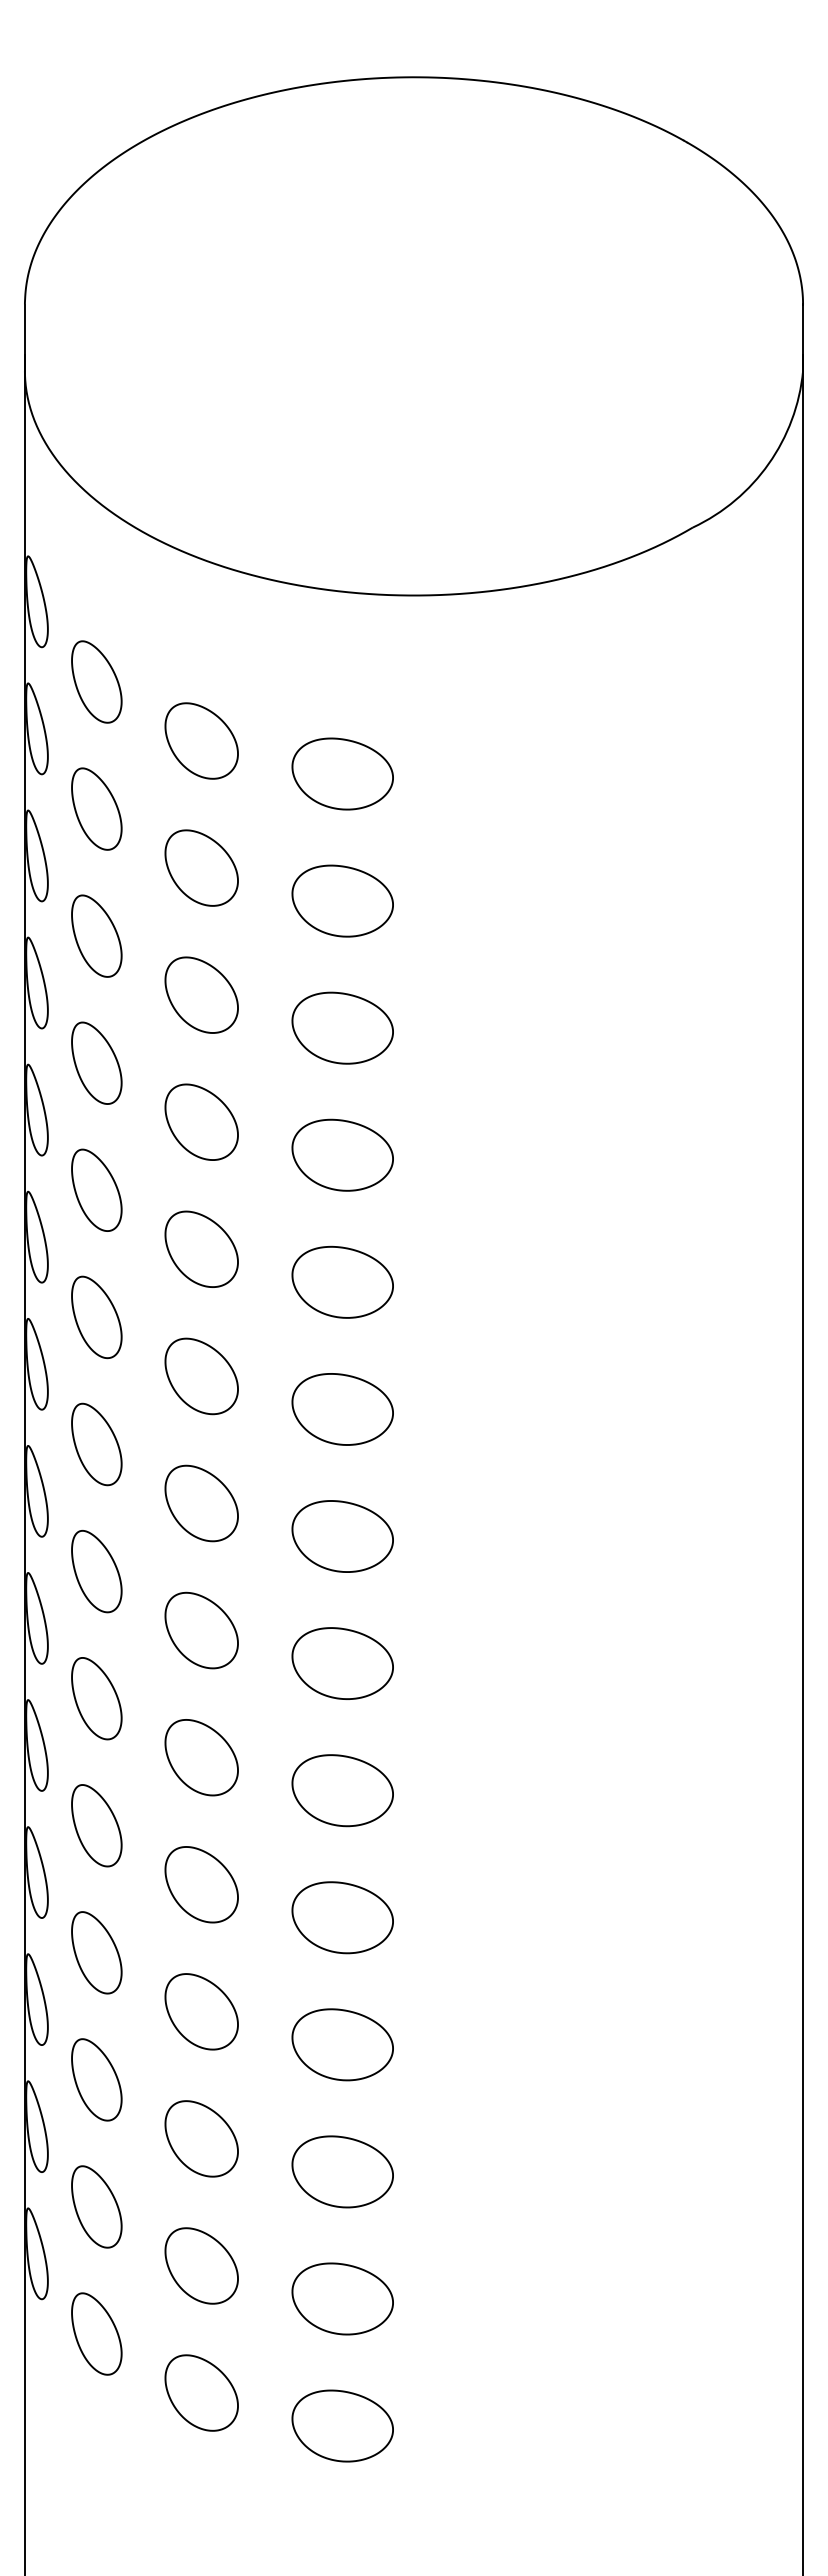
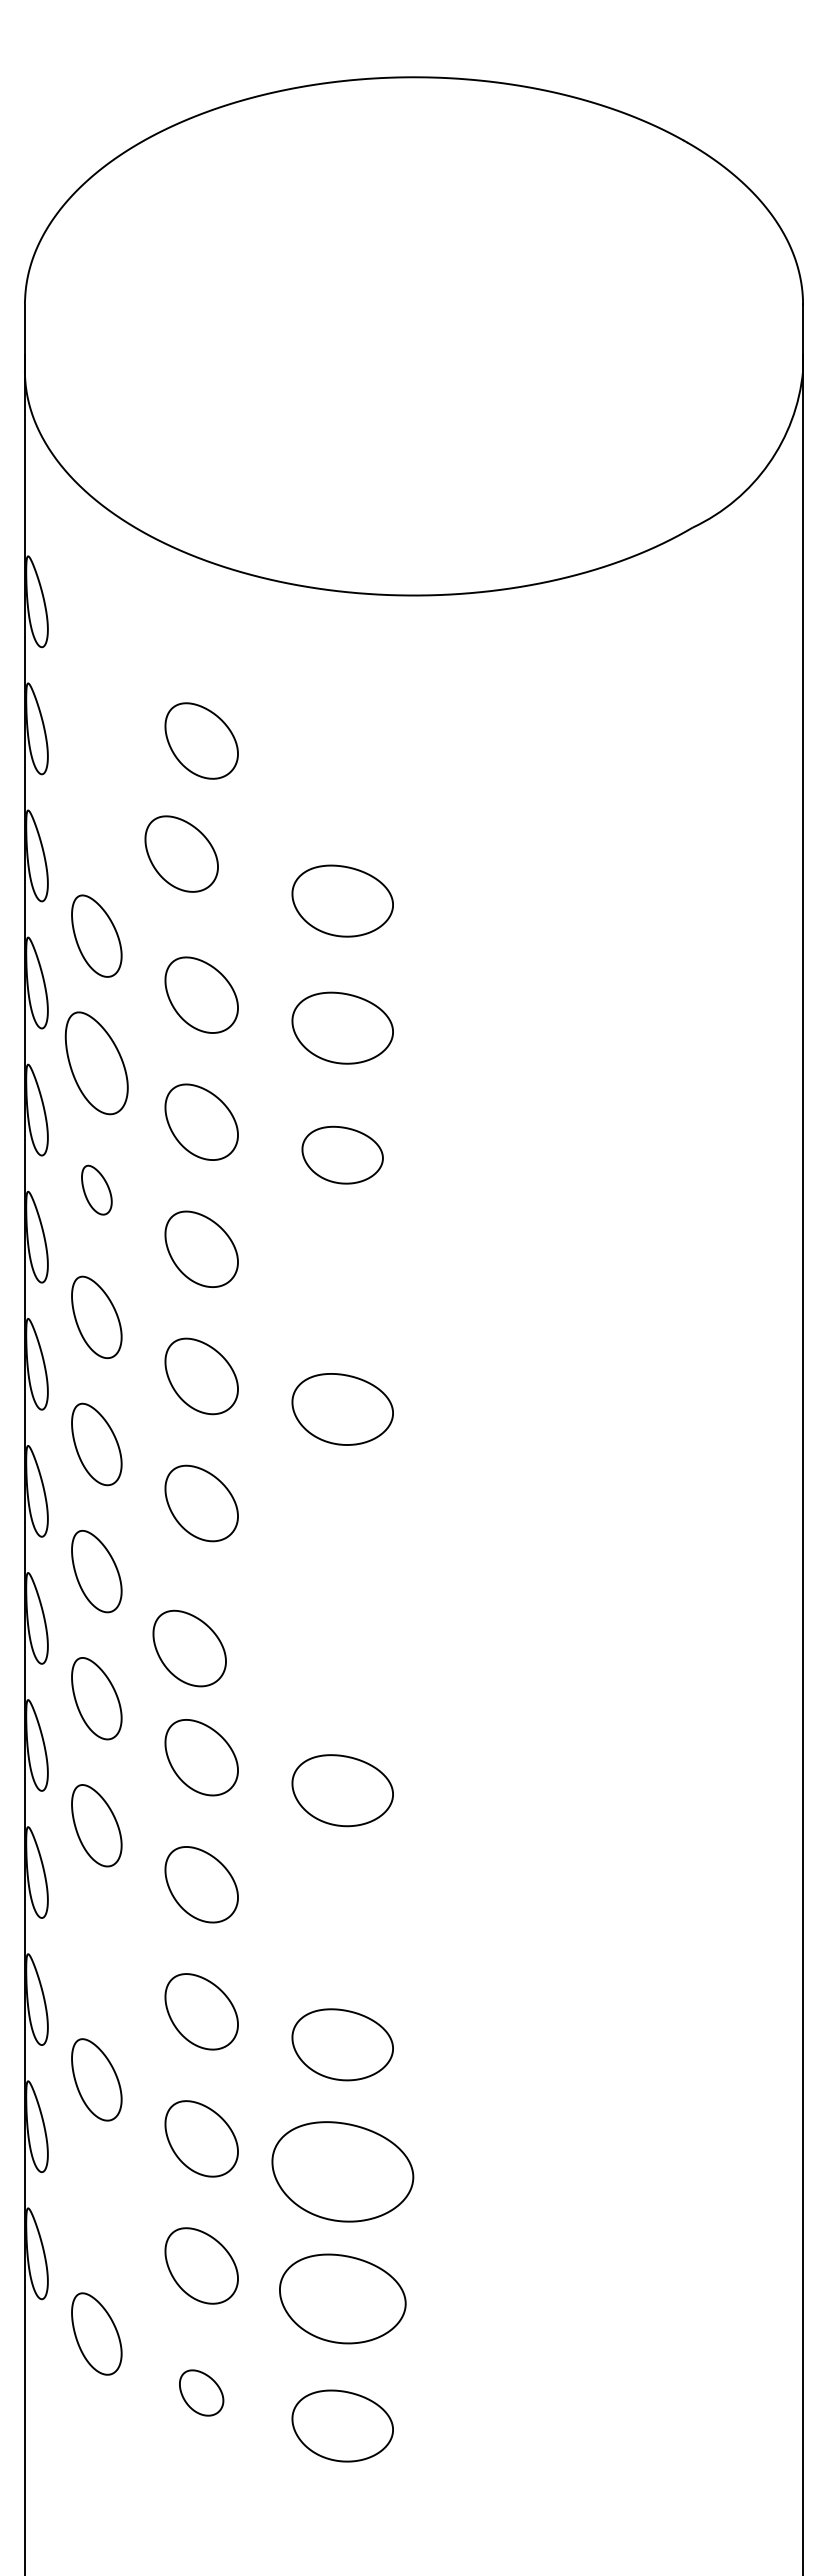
part: present -> none (96, 681)
part: present -> none (342, 773)
part: present -> none (96, 808)
part position: (201, 867) -> (181, 853) (181, 853)
part size: 52x84 px -> 65x105 px (96, 1063)
part size: 103x74 px -> 83x60 px (342, 1154)
part size: 52x84 px -> 32x52 px (96, 1189)
part: present -> none (342, 1281)
part: present -> none (342, 1536)
part position: (201, 1630) -> (189, 1648) (189, 1648)
part: present -> none (342, 1663)
part: present -> none (342, 1917)
part: present -> none (96, 1952)
part size: 103x74 px -> 144x102 px (342, 2171)
part: present -> none (96, 2206)
part size: 103x74 px -> 128x92 px (342, 2298)
part size: 75x78 px -> 46x48 px (201, 2392)
